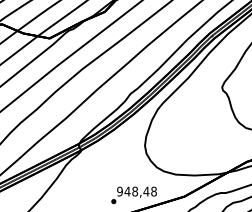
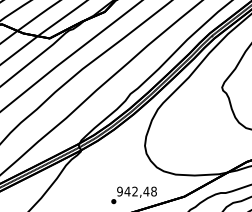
text: 948,48 -> 942,48 (134, 191)
